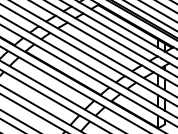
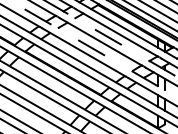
line: solid -> dashed (111, 38)
line: solid -> dashed (92, 48)
